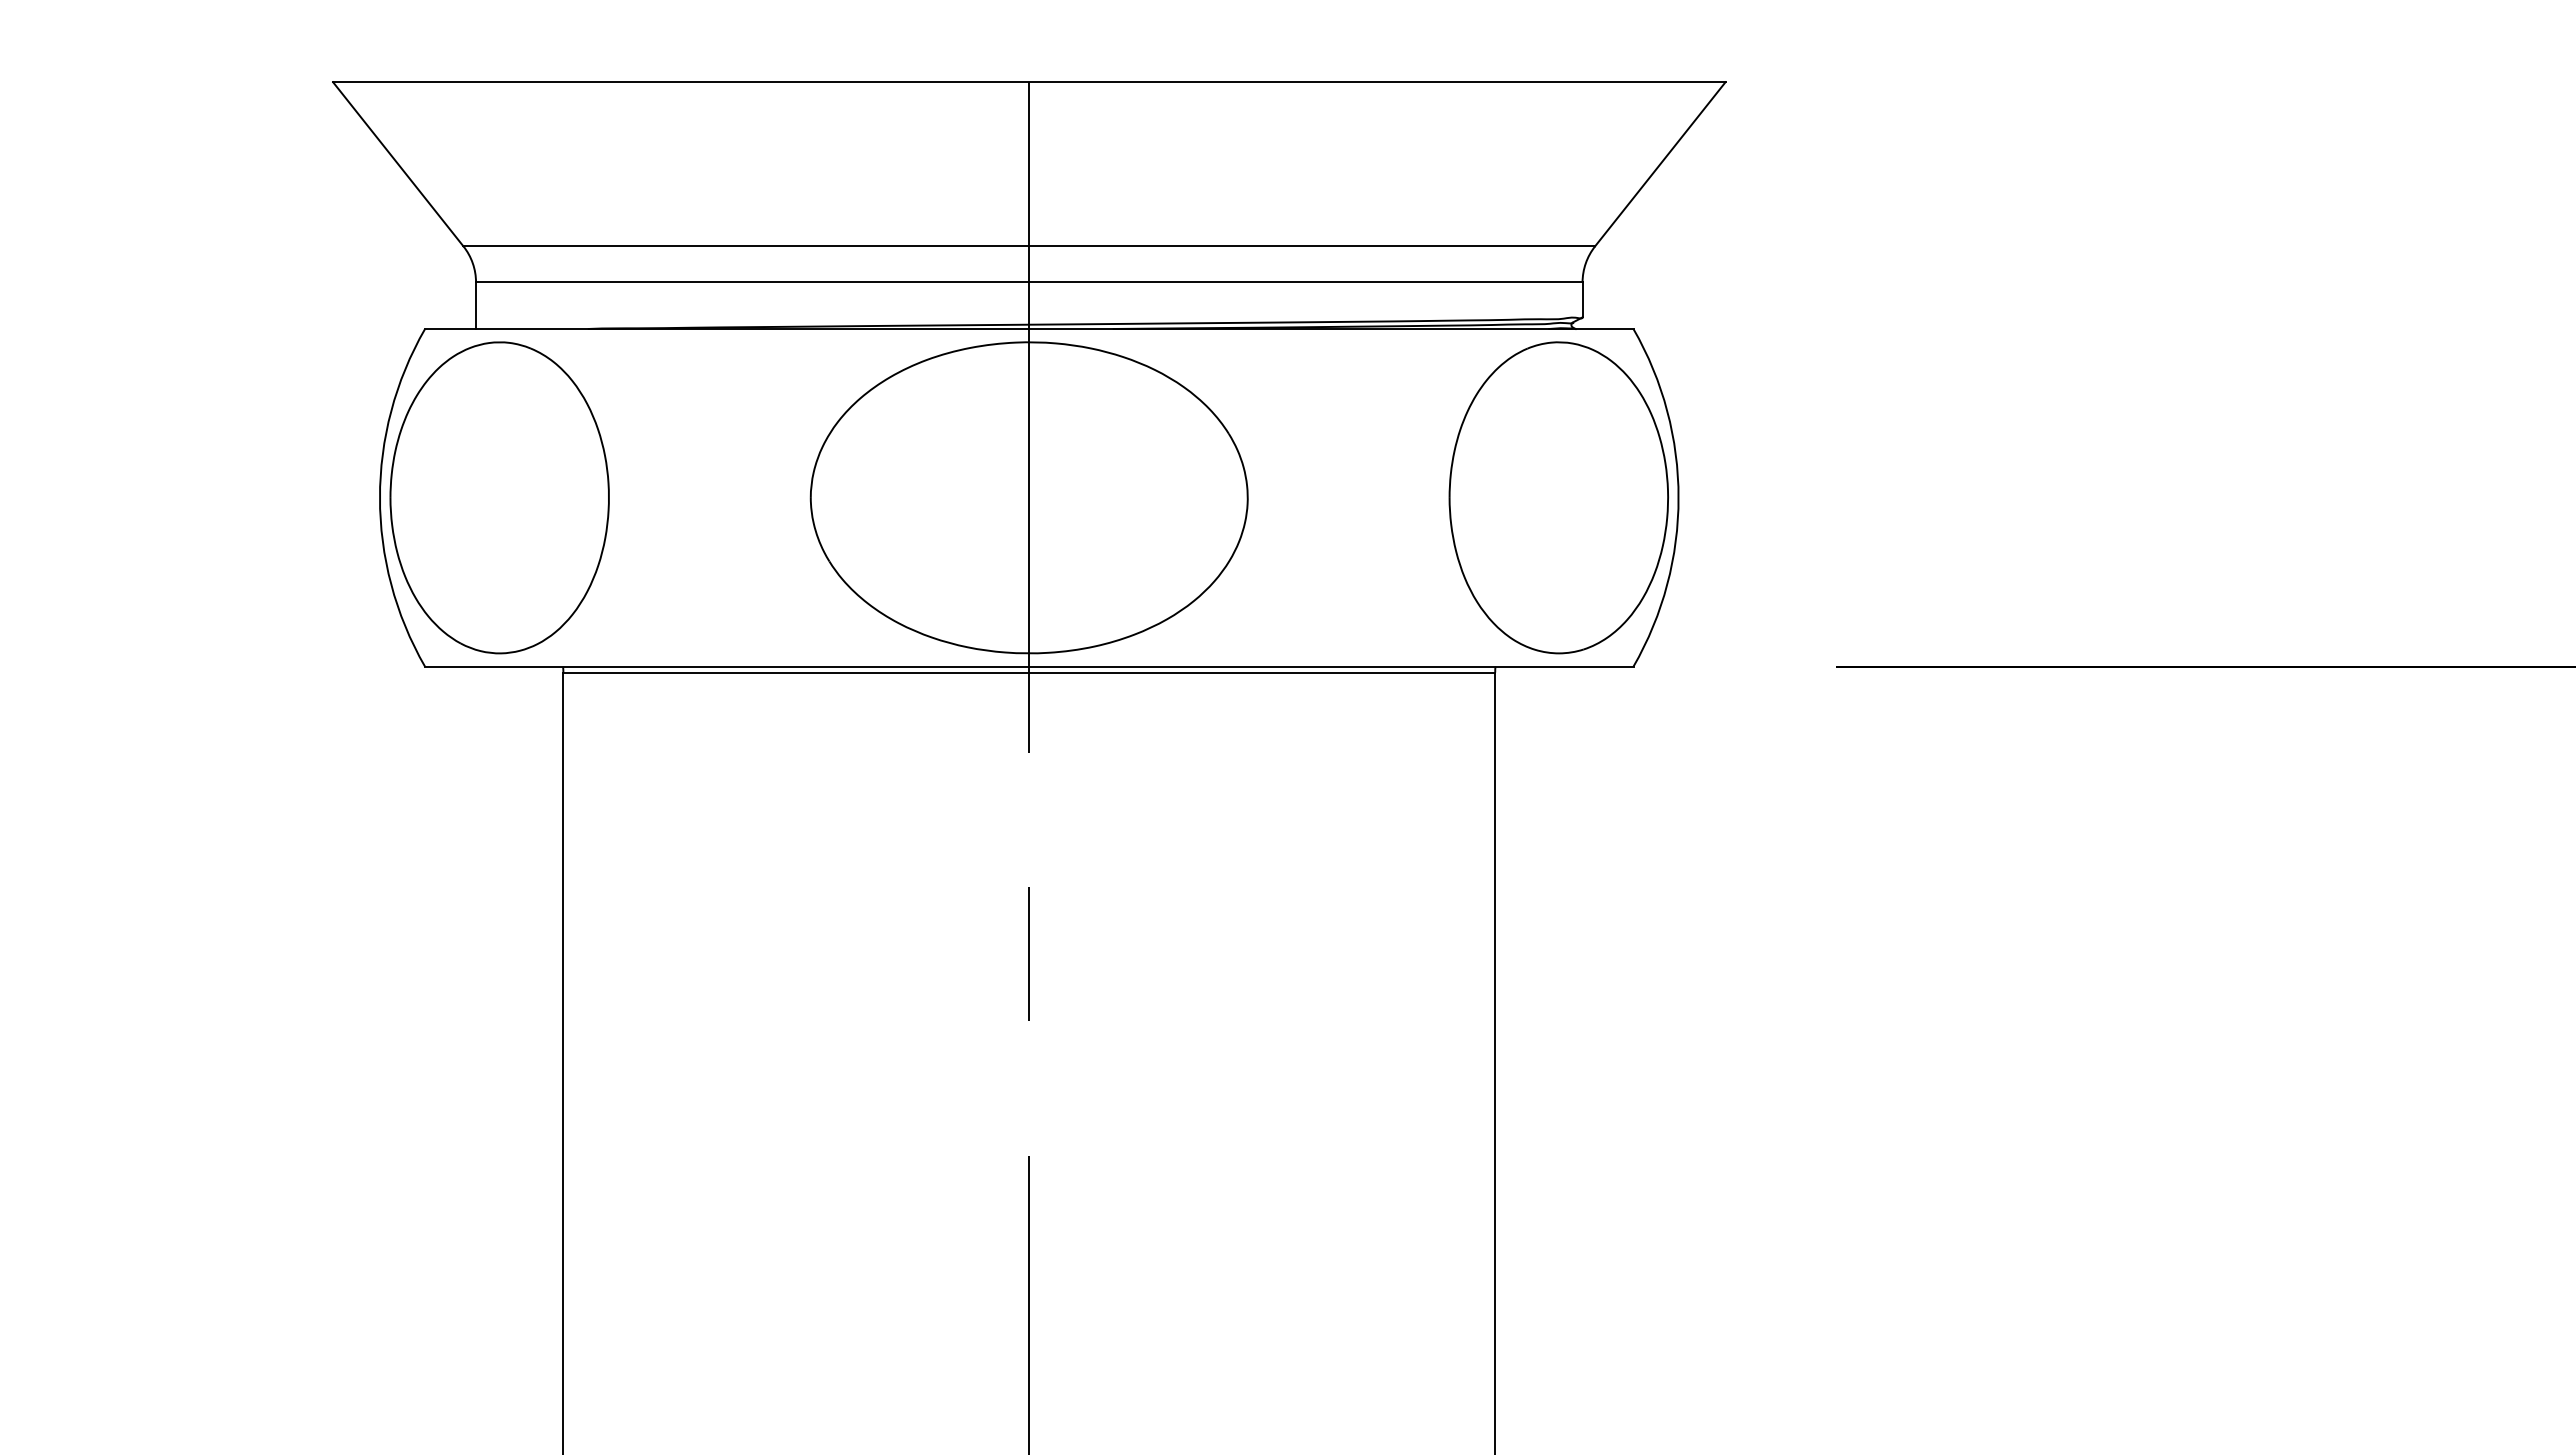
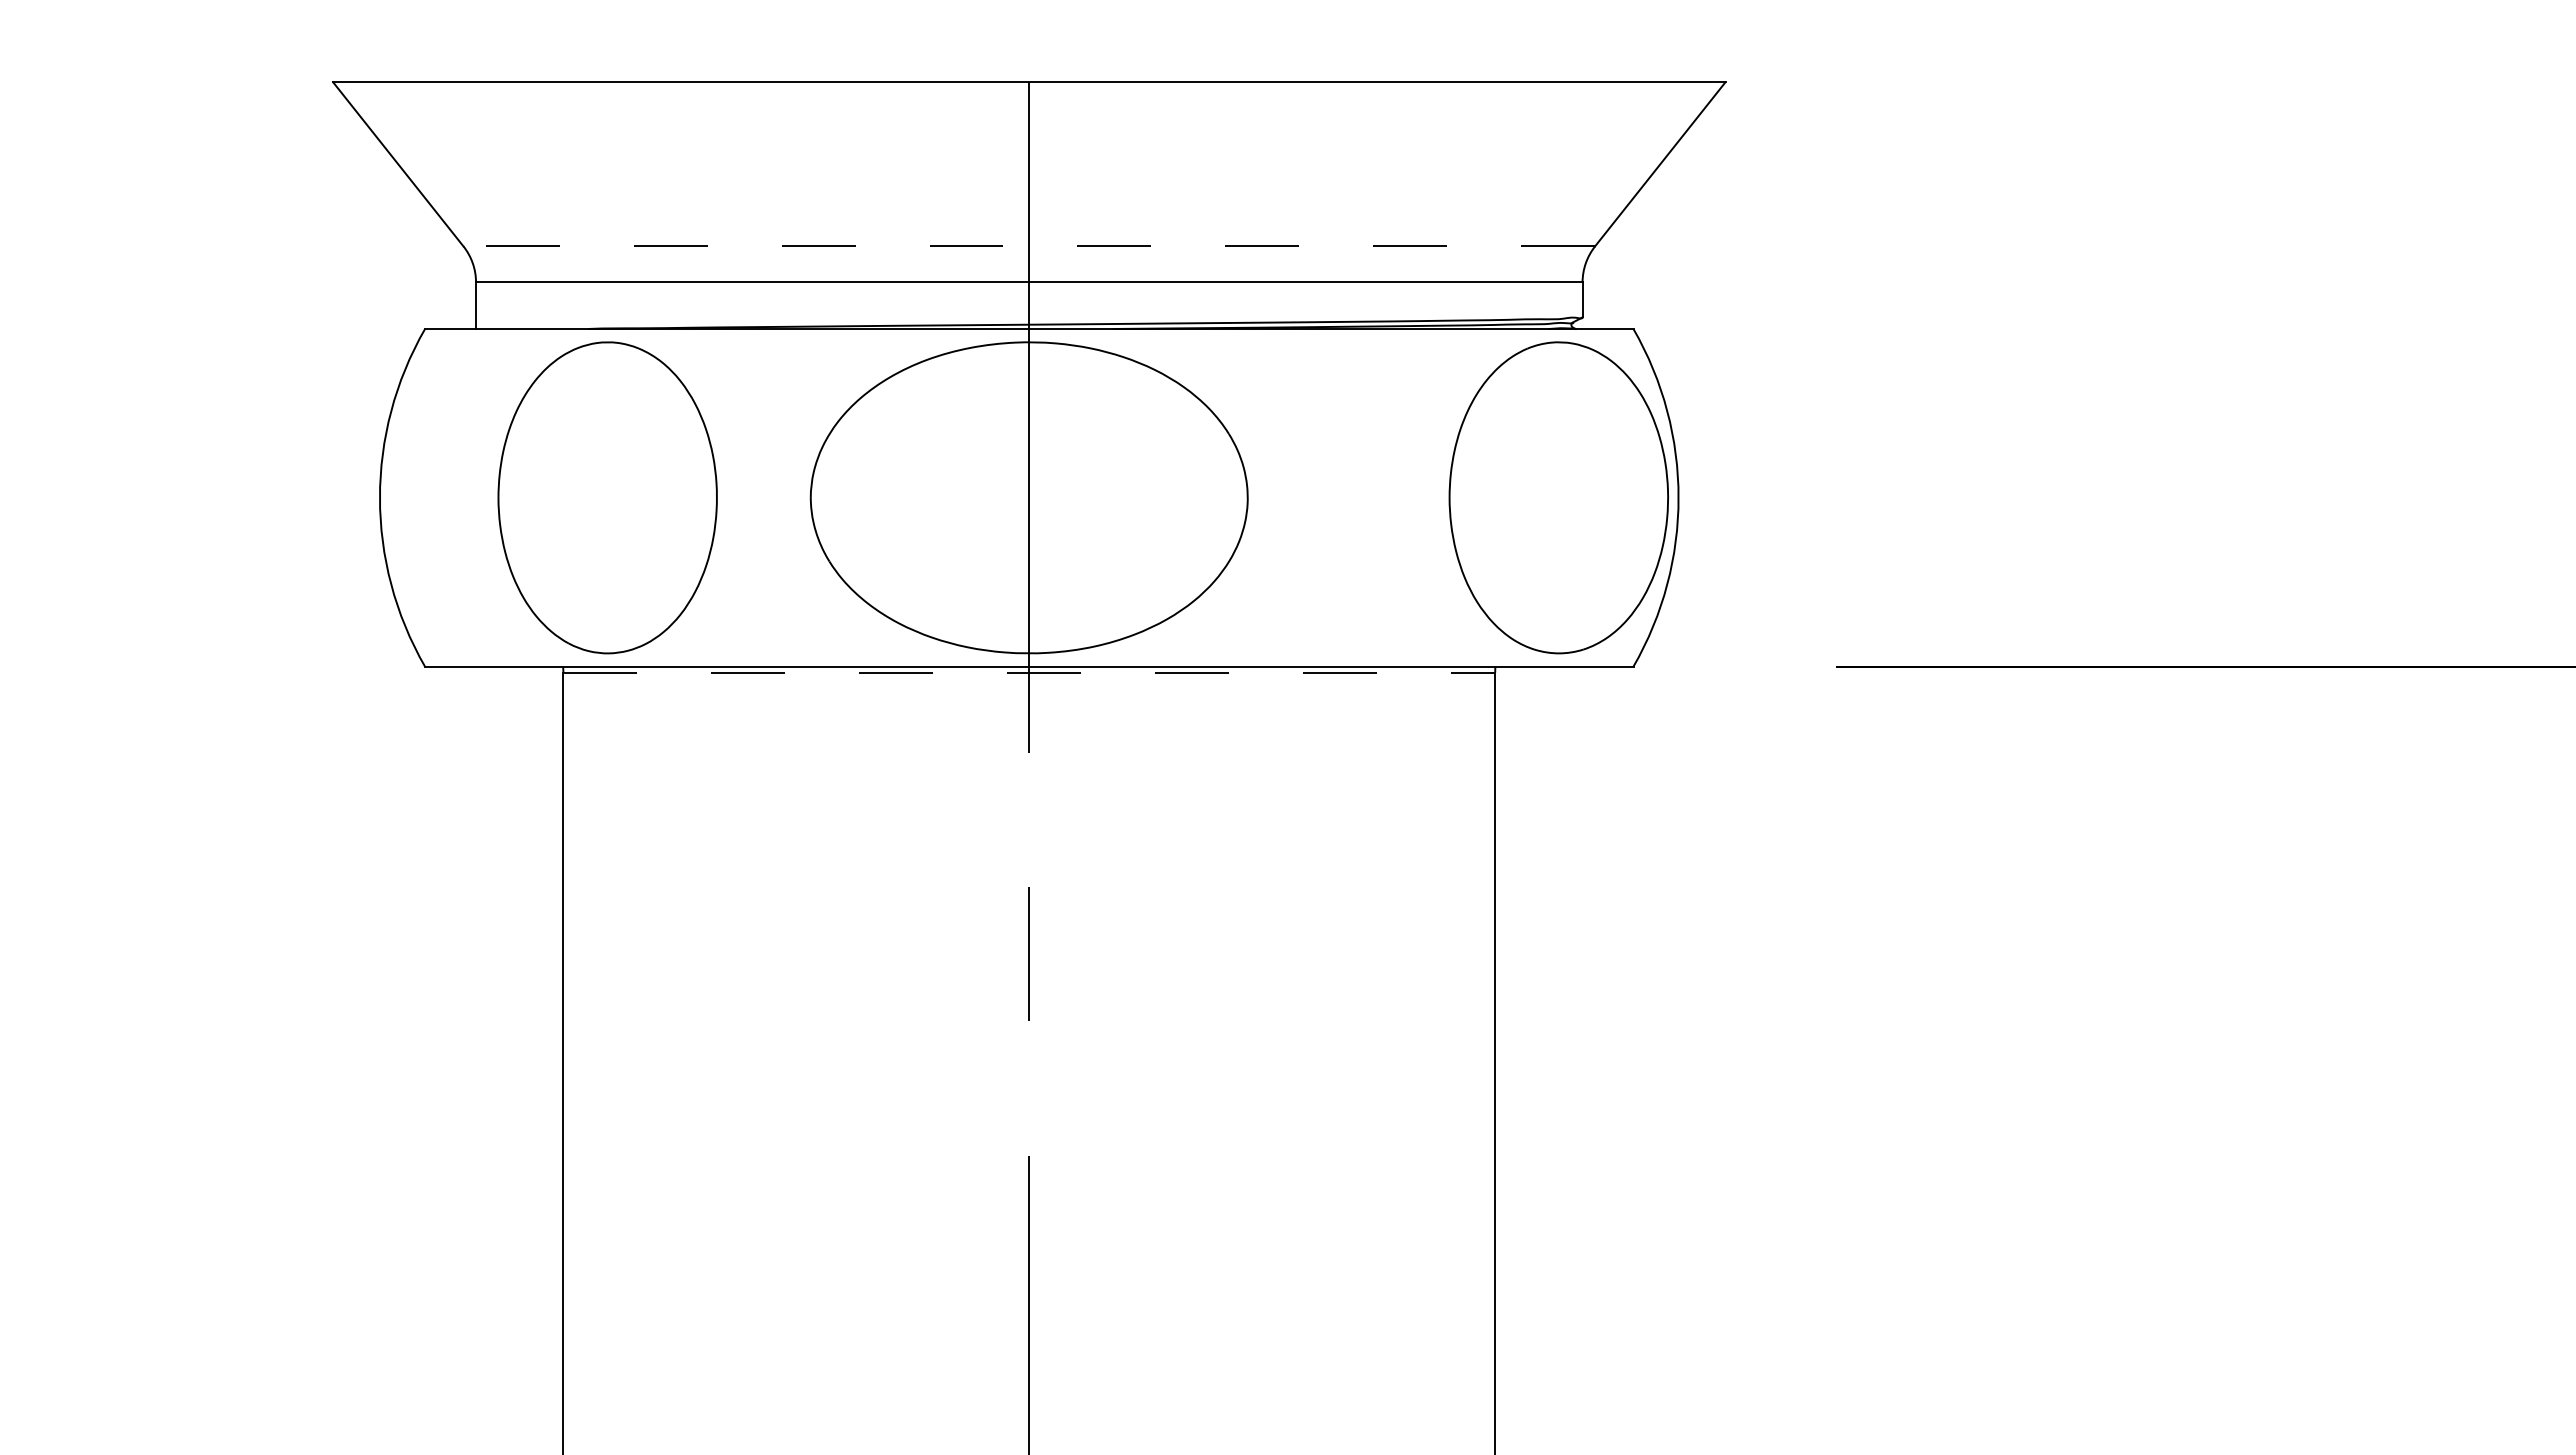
line: solid -> dashed (1029, 246)
part position: (499, 497) -> (607, 497) (607, 497)
line: solid -> dashed (1029, 672)
